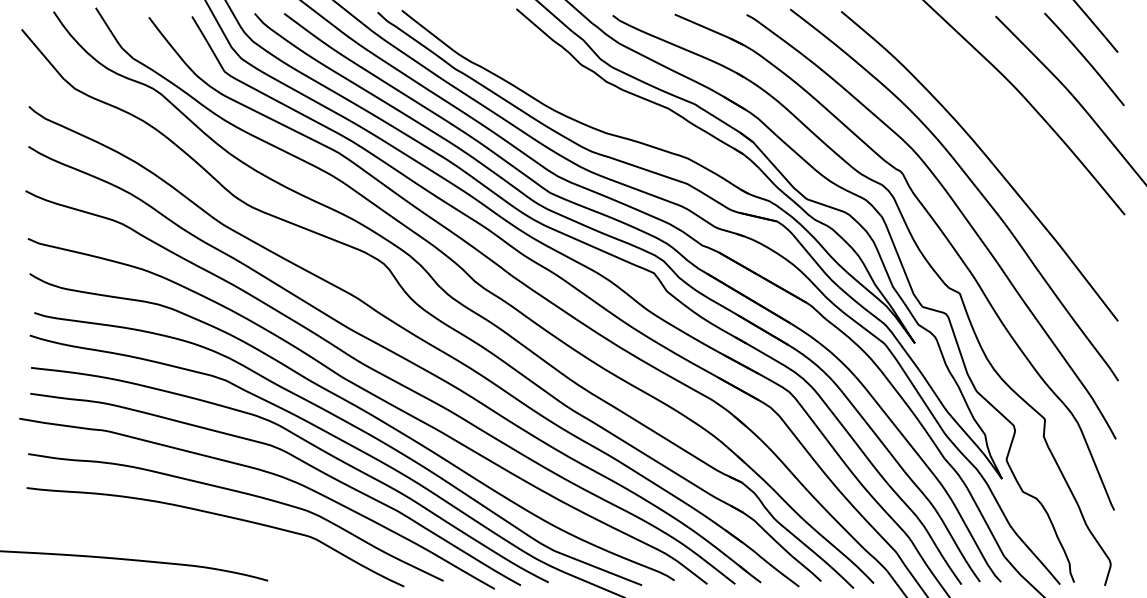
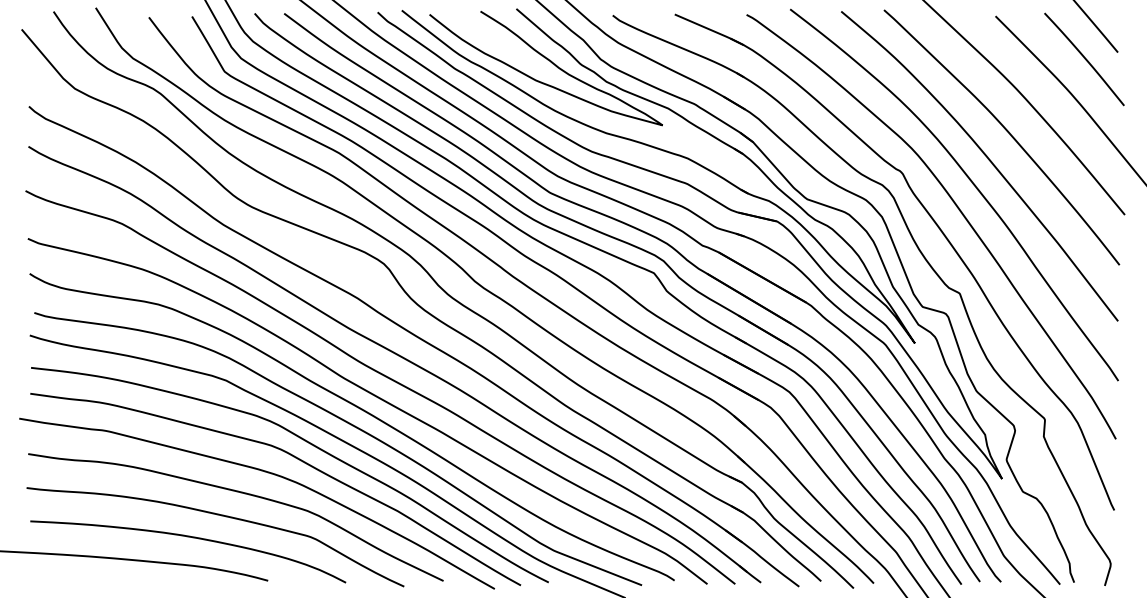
curve: none -> present (550, 62)
curve: none -> present (1006, 131)
curve: none -> present (192, 538)
